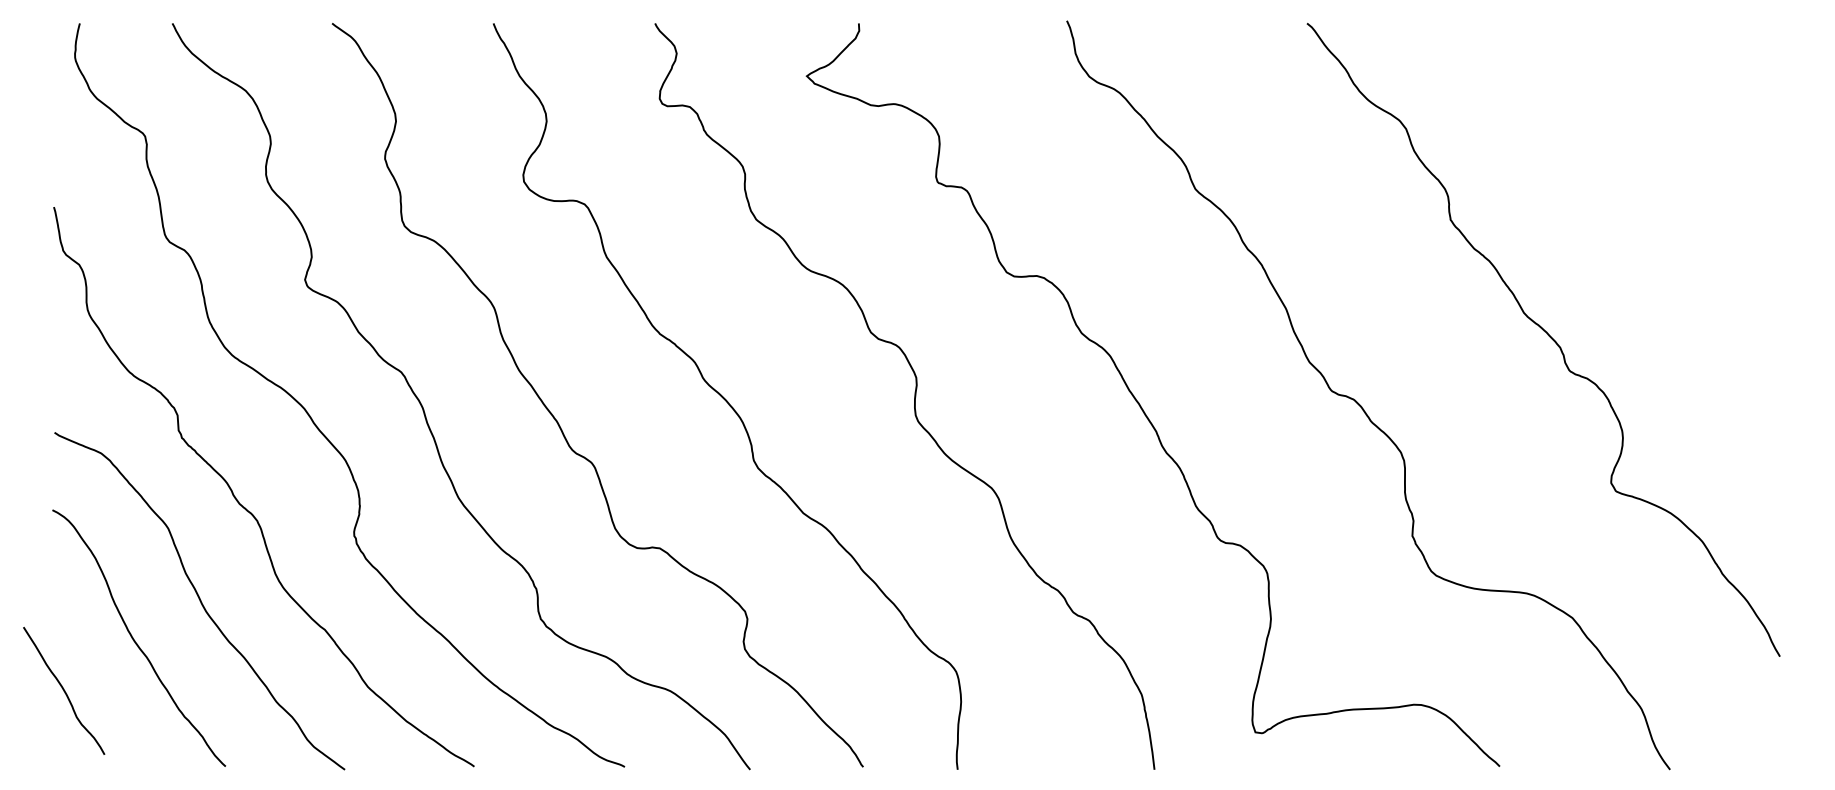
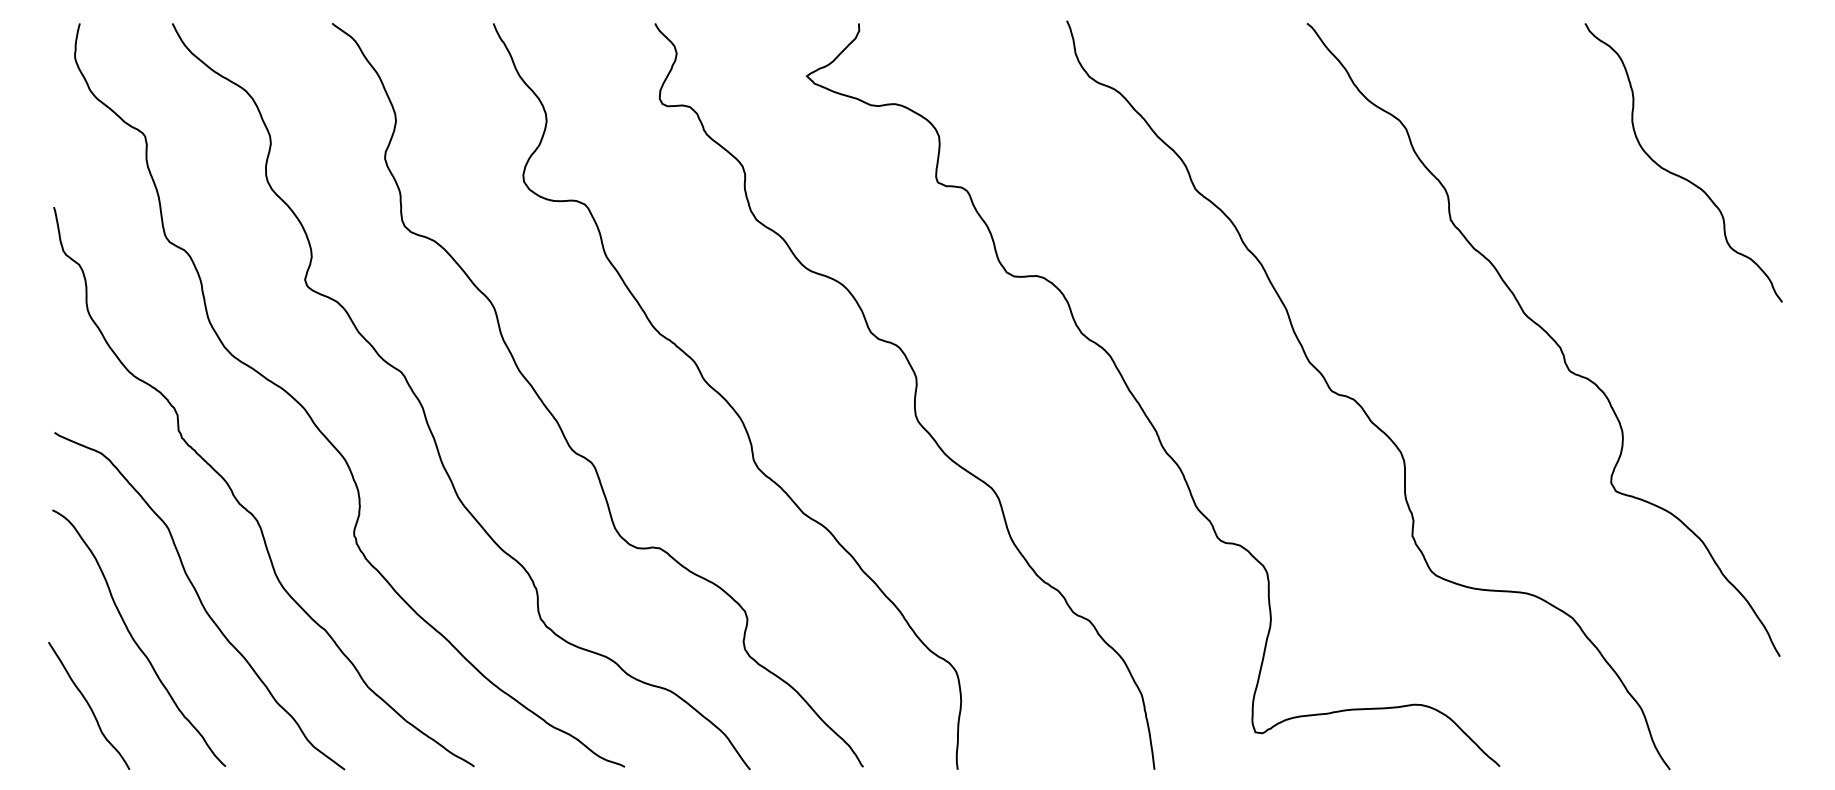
curve: none -> present (1678, 174)
curve position: (64, 690) -> (89, 705) (89, 705)
